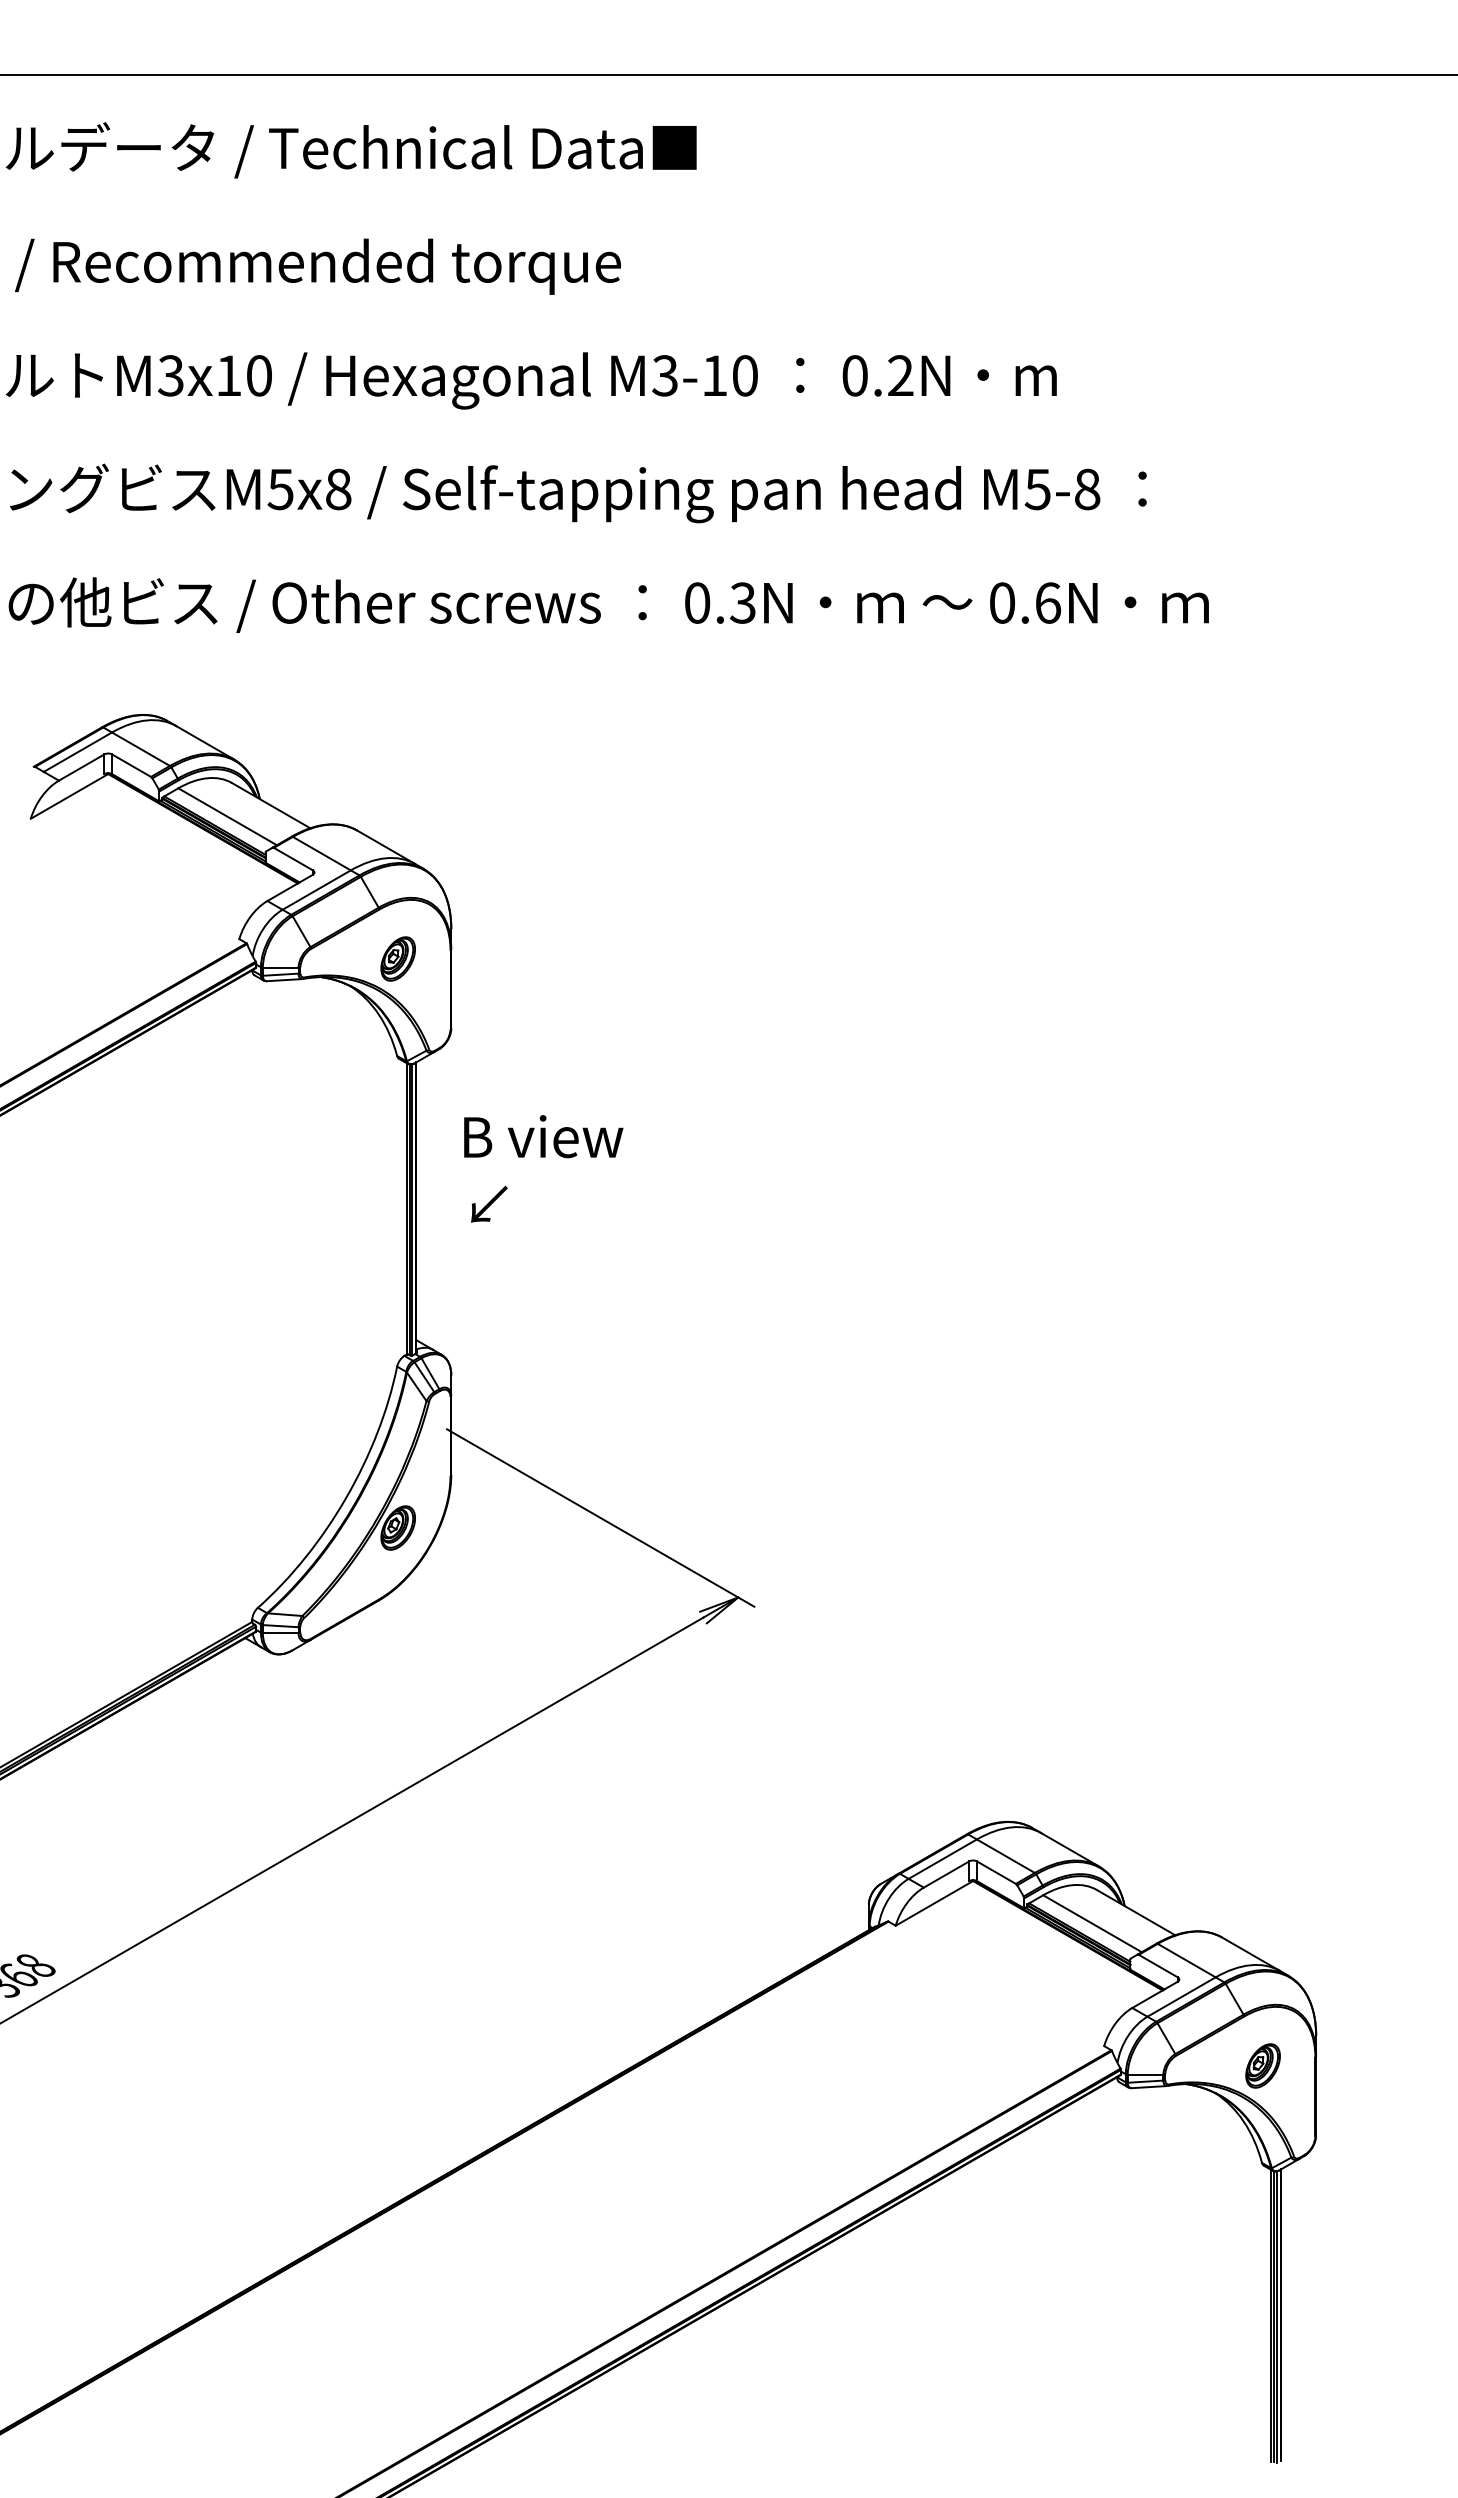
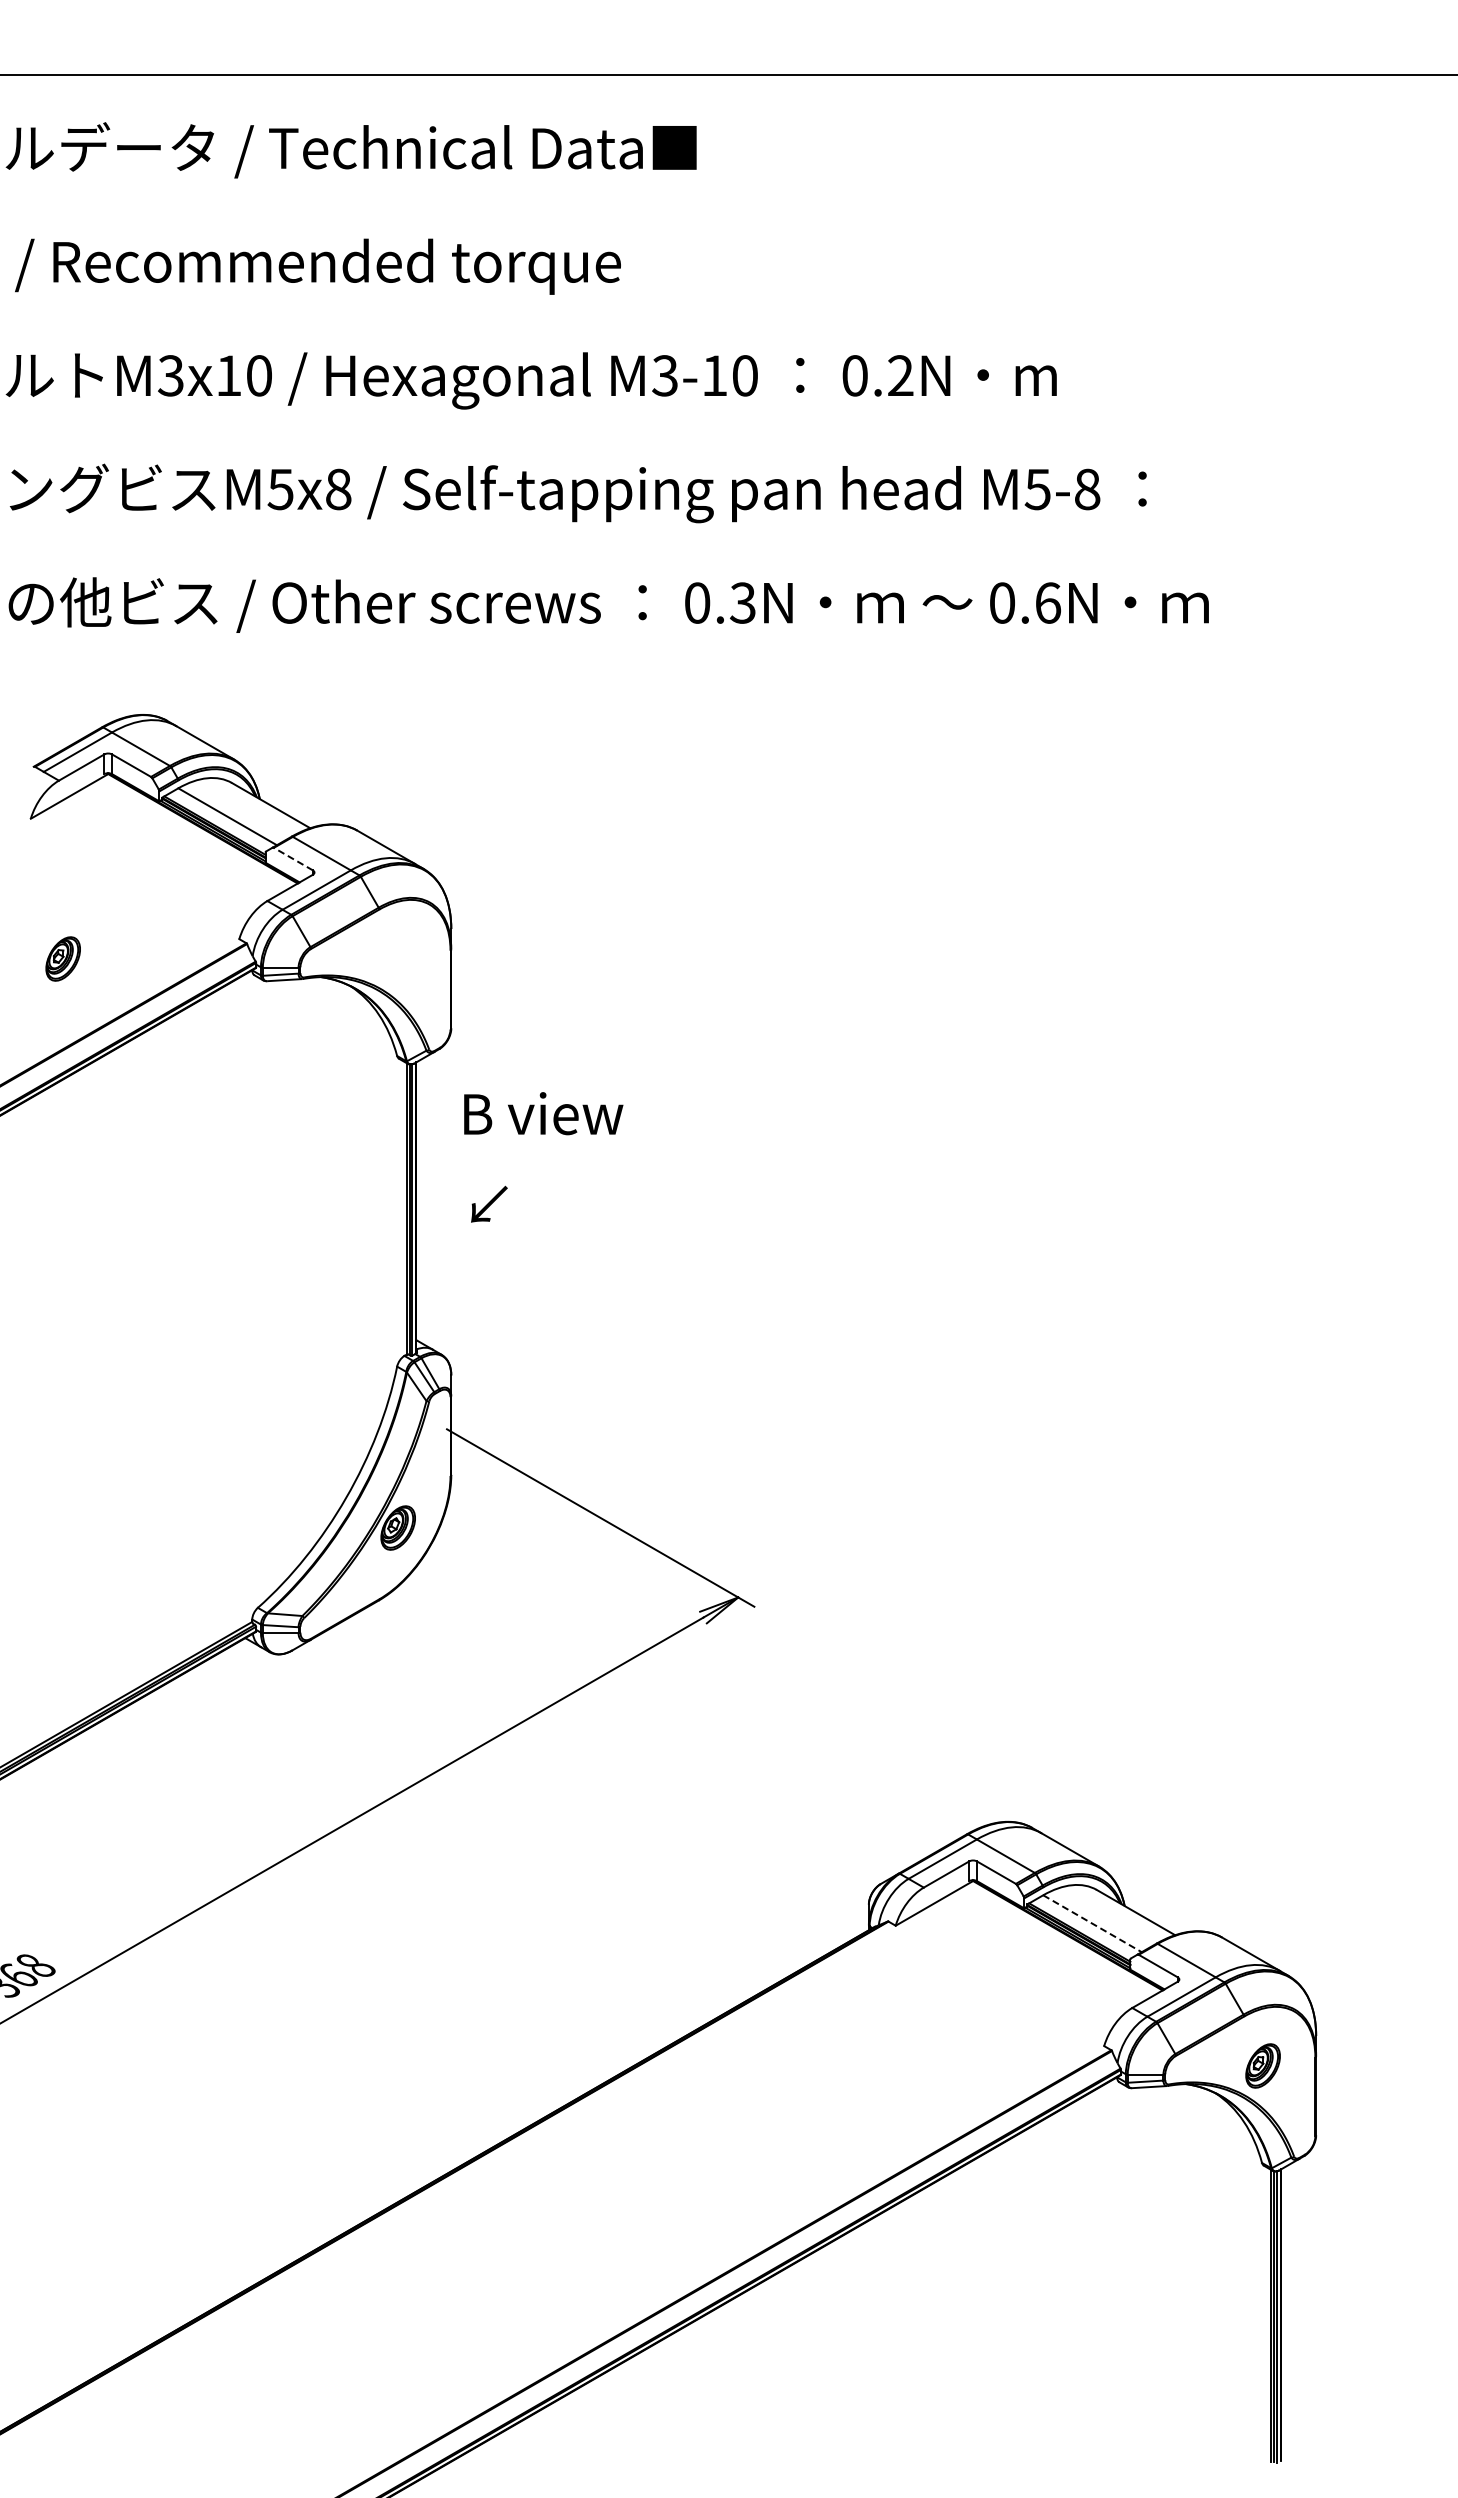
line: solid -> dashed (293, 859)
part position: (397, 958) -> (62, 958) (62, 958)
text position: (543, 1136) -> (543, 1113) (543, 1113)
line: solid -> dashed (1092, 1923)
